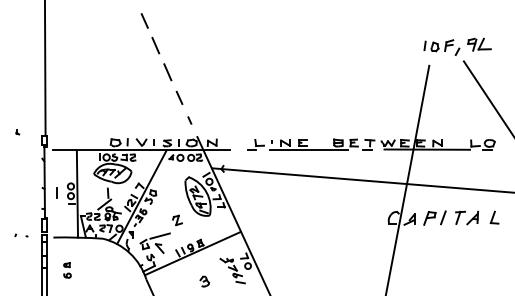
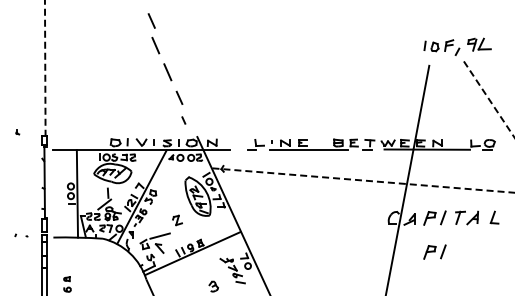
line position: (144, 20) -> (151, 20) (151, 20)
line: solid -> dashed (45, 68)
line: solid -> dashed (489, 99)
line position: (189, 120) -> (183, 120) (183, 120)
line: solid -> dashed (363, 180)
line: present -> none (56, 192)
part: none -> present (434, 251)
part position: (67, 270) -> (67, 284) (67, 284)
part position: (204, 281) -> (213, 286) (213, 286)
